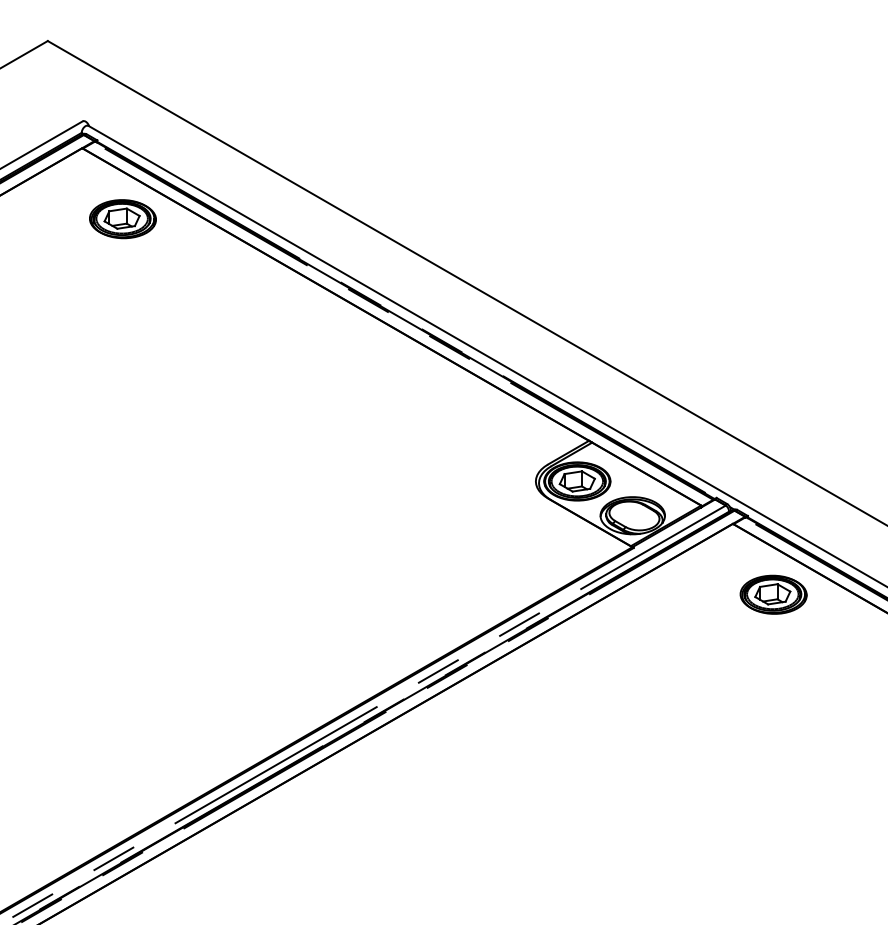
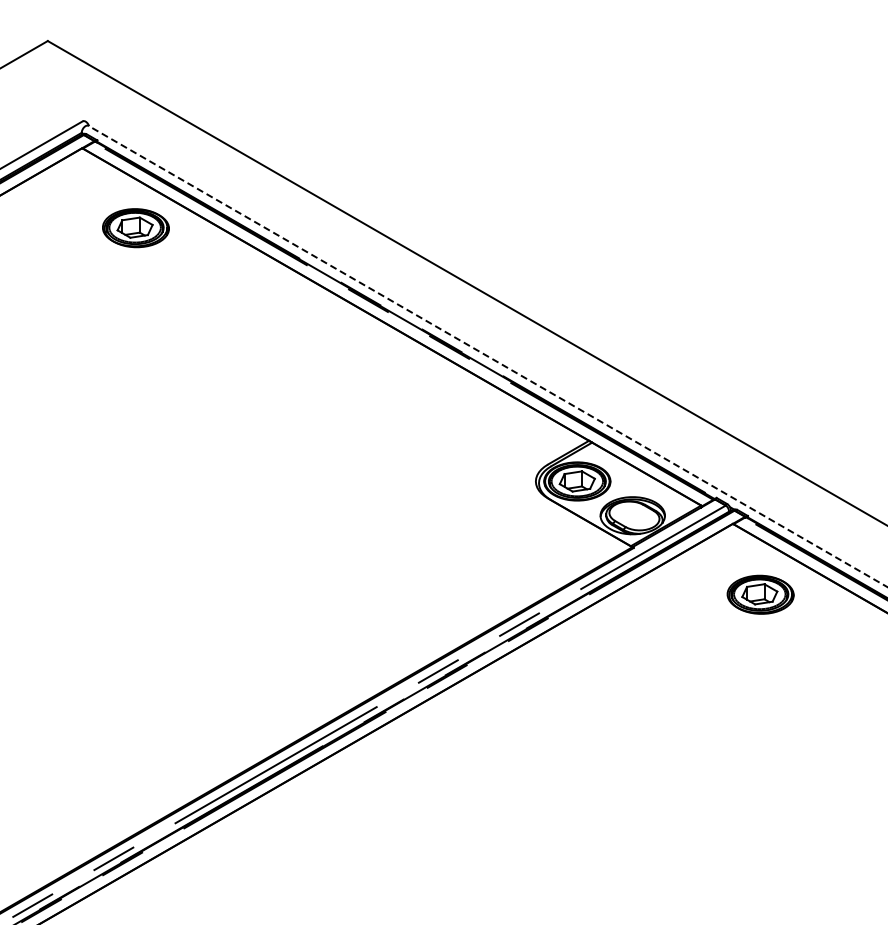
part position: (122, 219) -> (135, 228) (135, 228)
line: solid -> dashed (487, 356)
part position: (773, 594) -> (760, 594) (760, 594)
